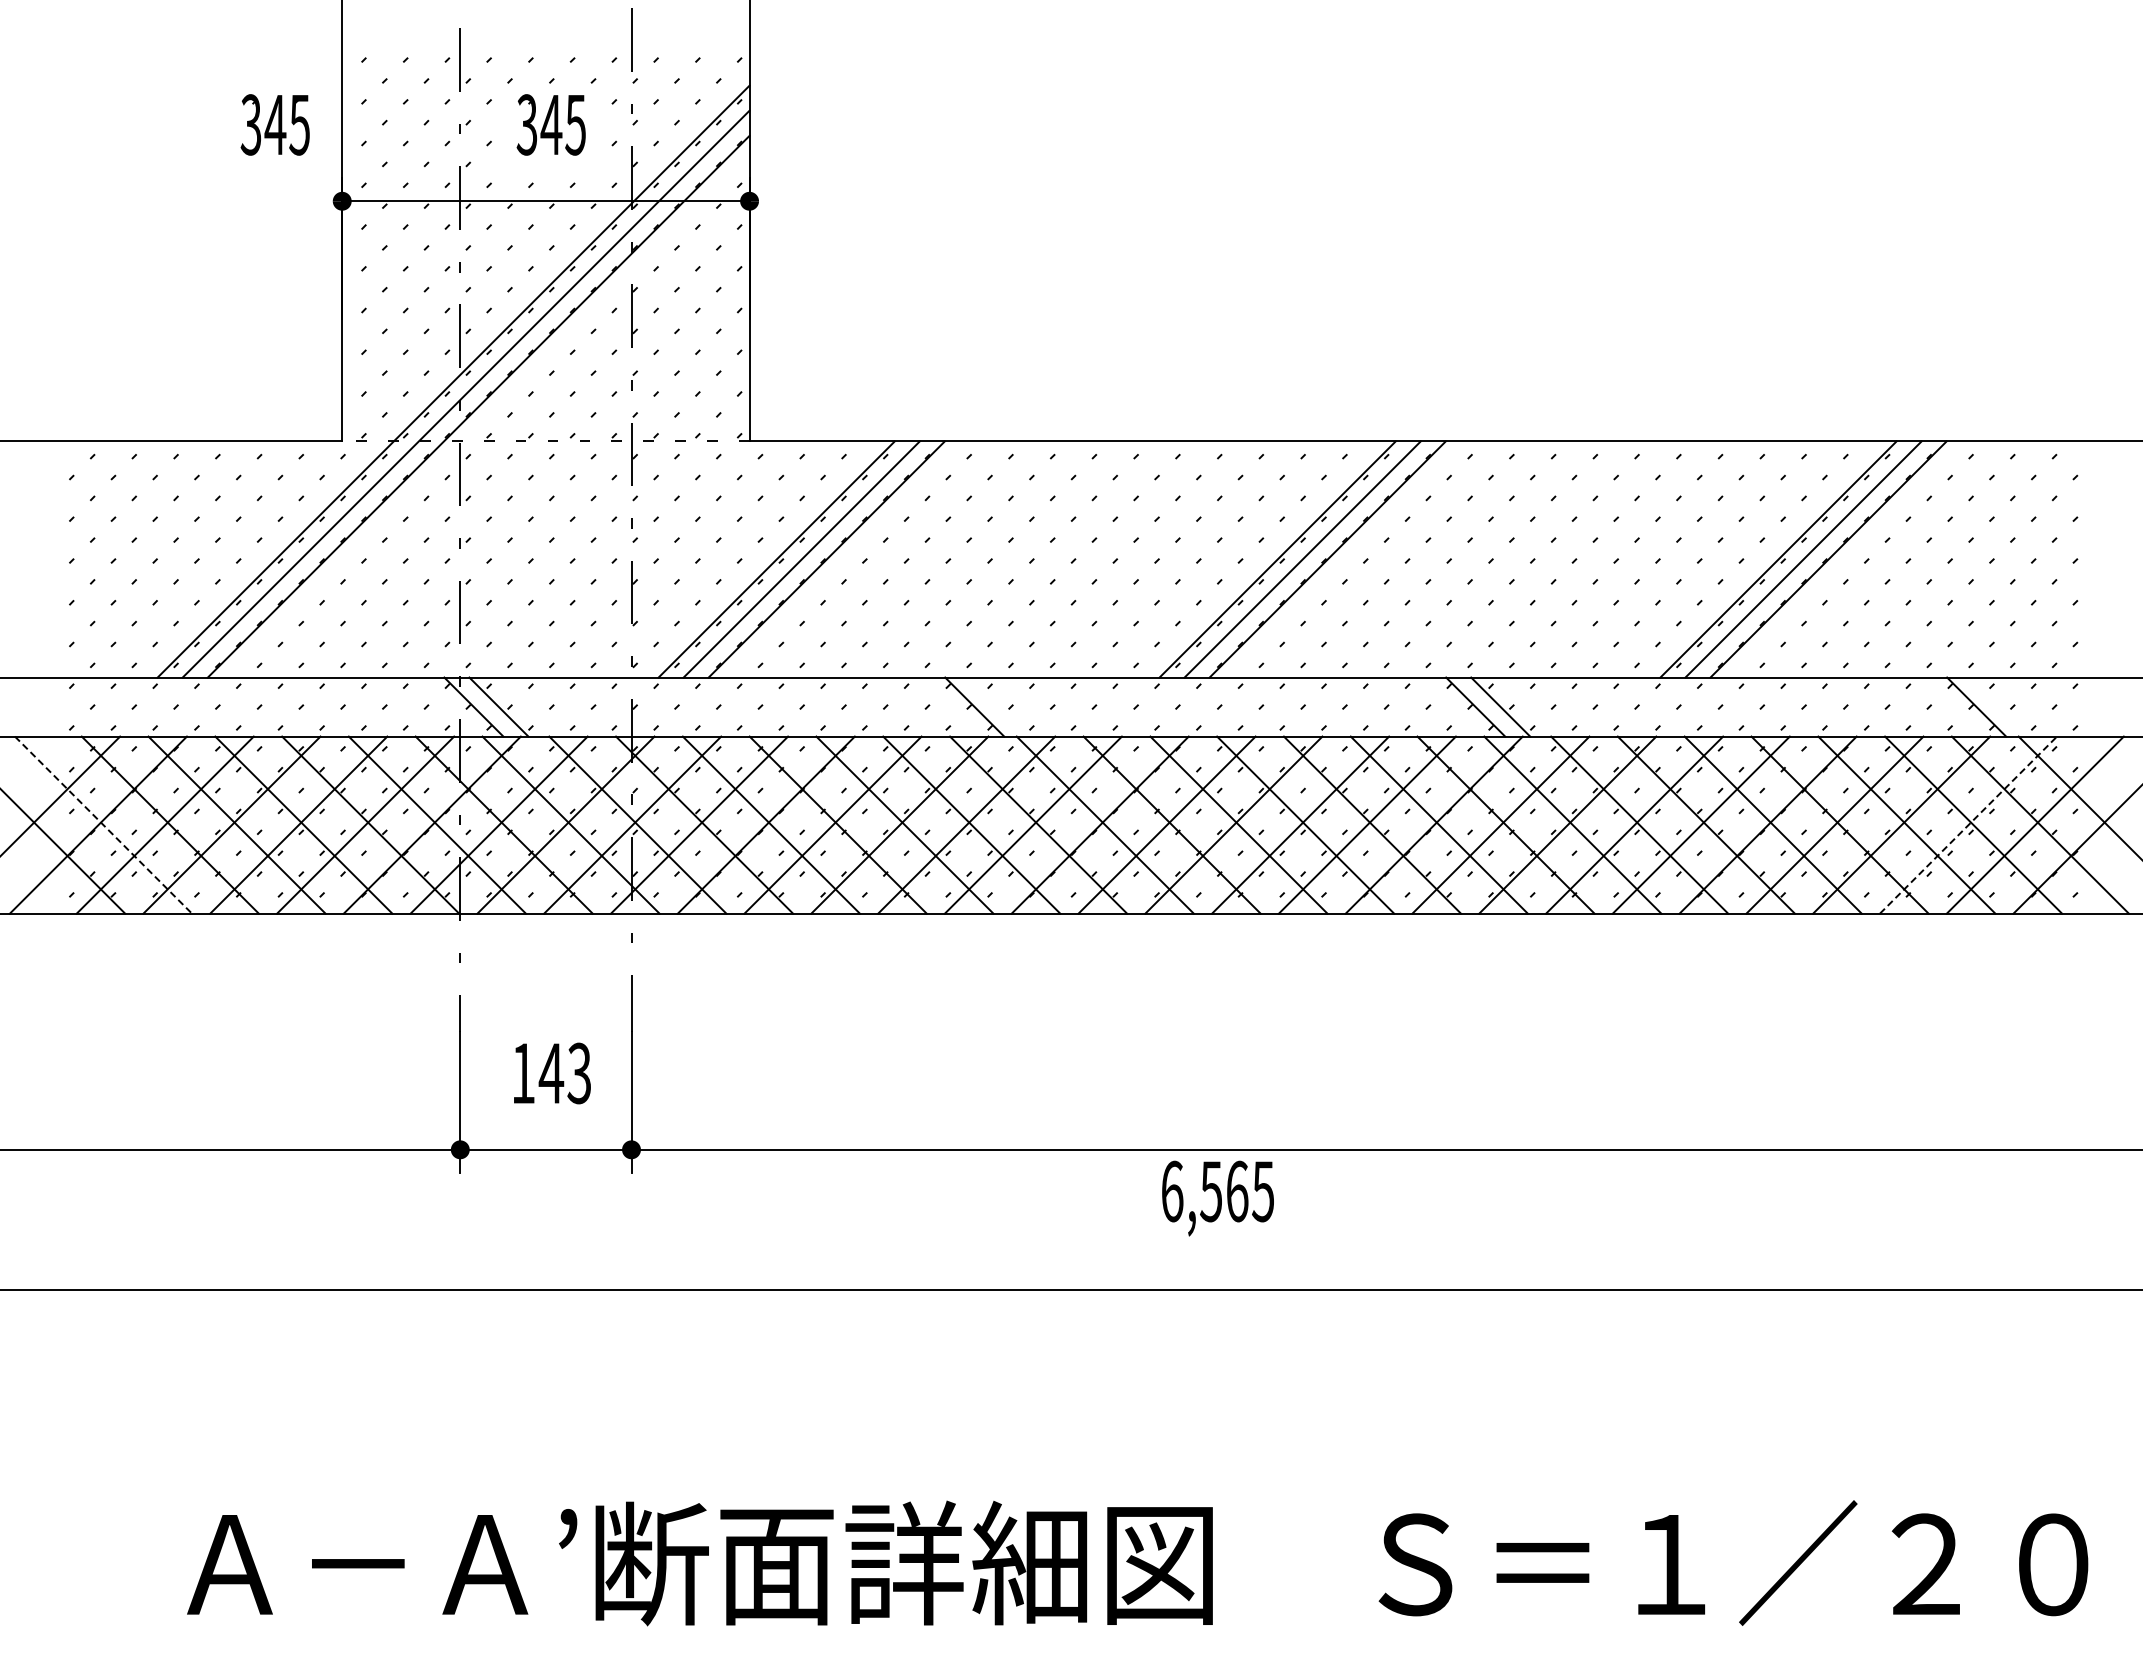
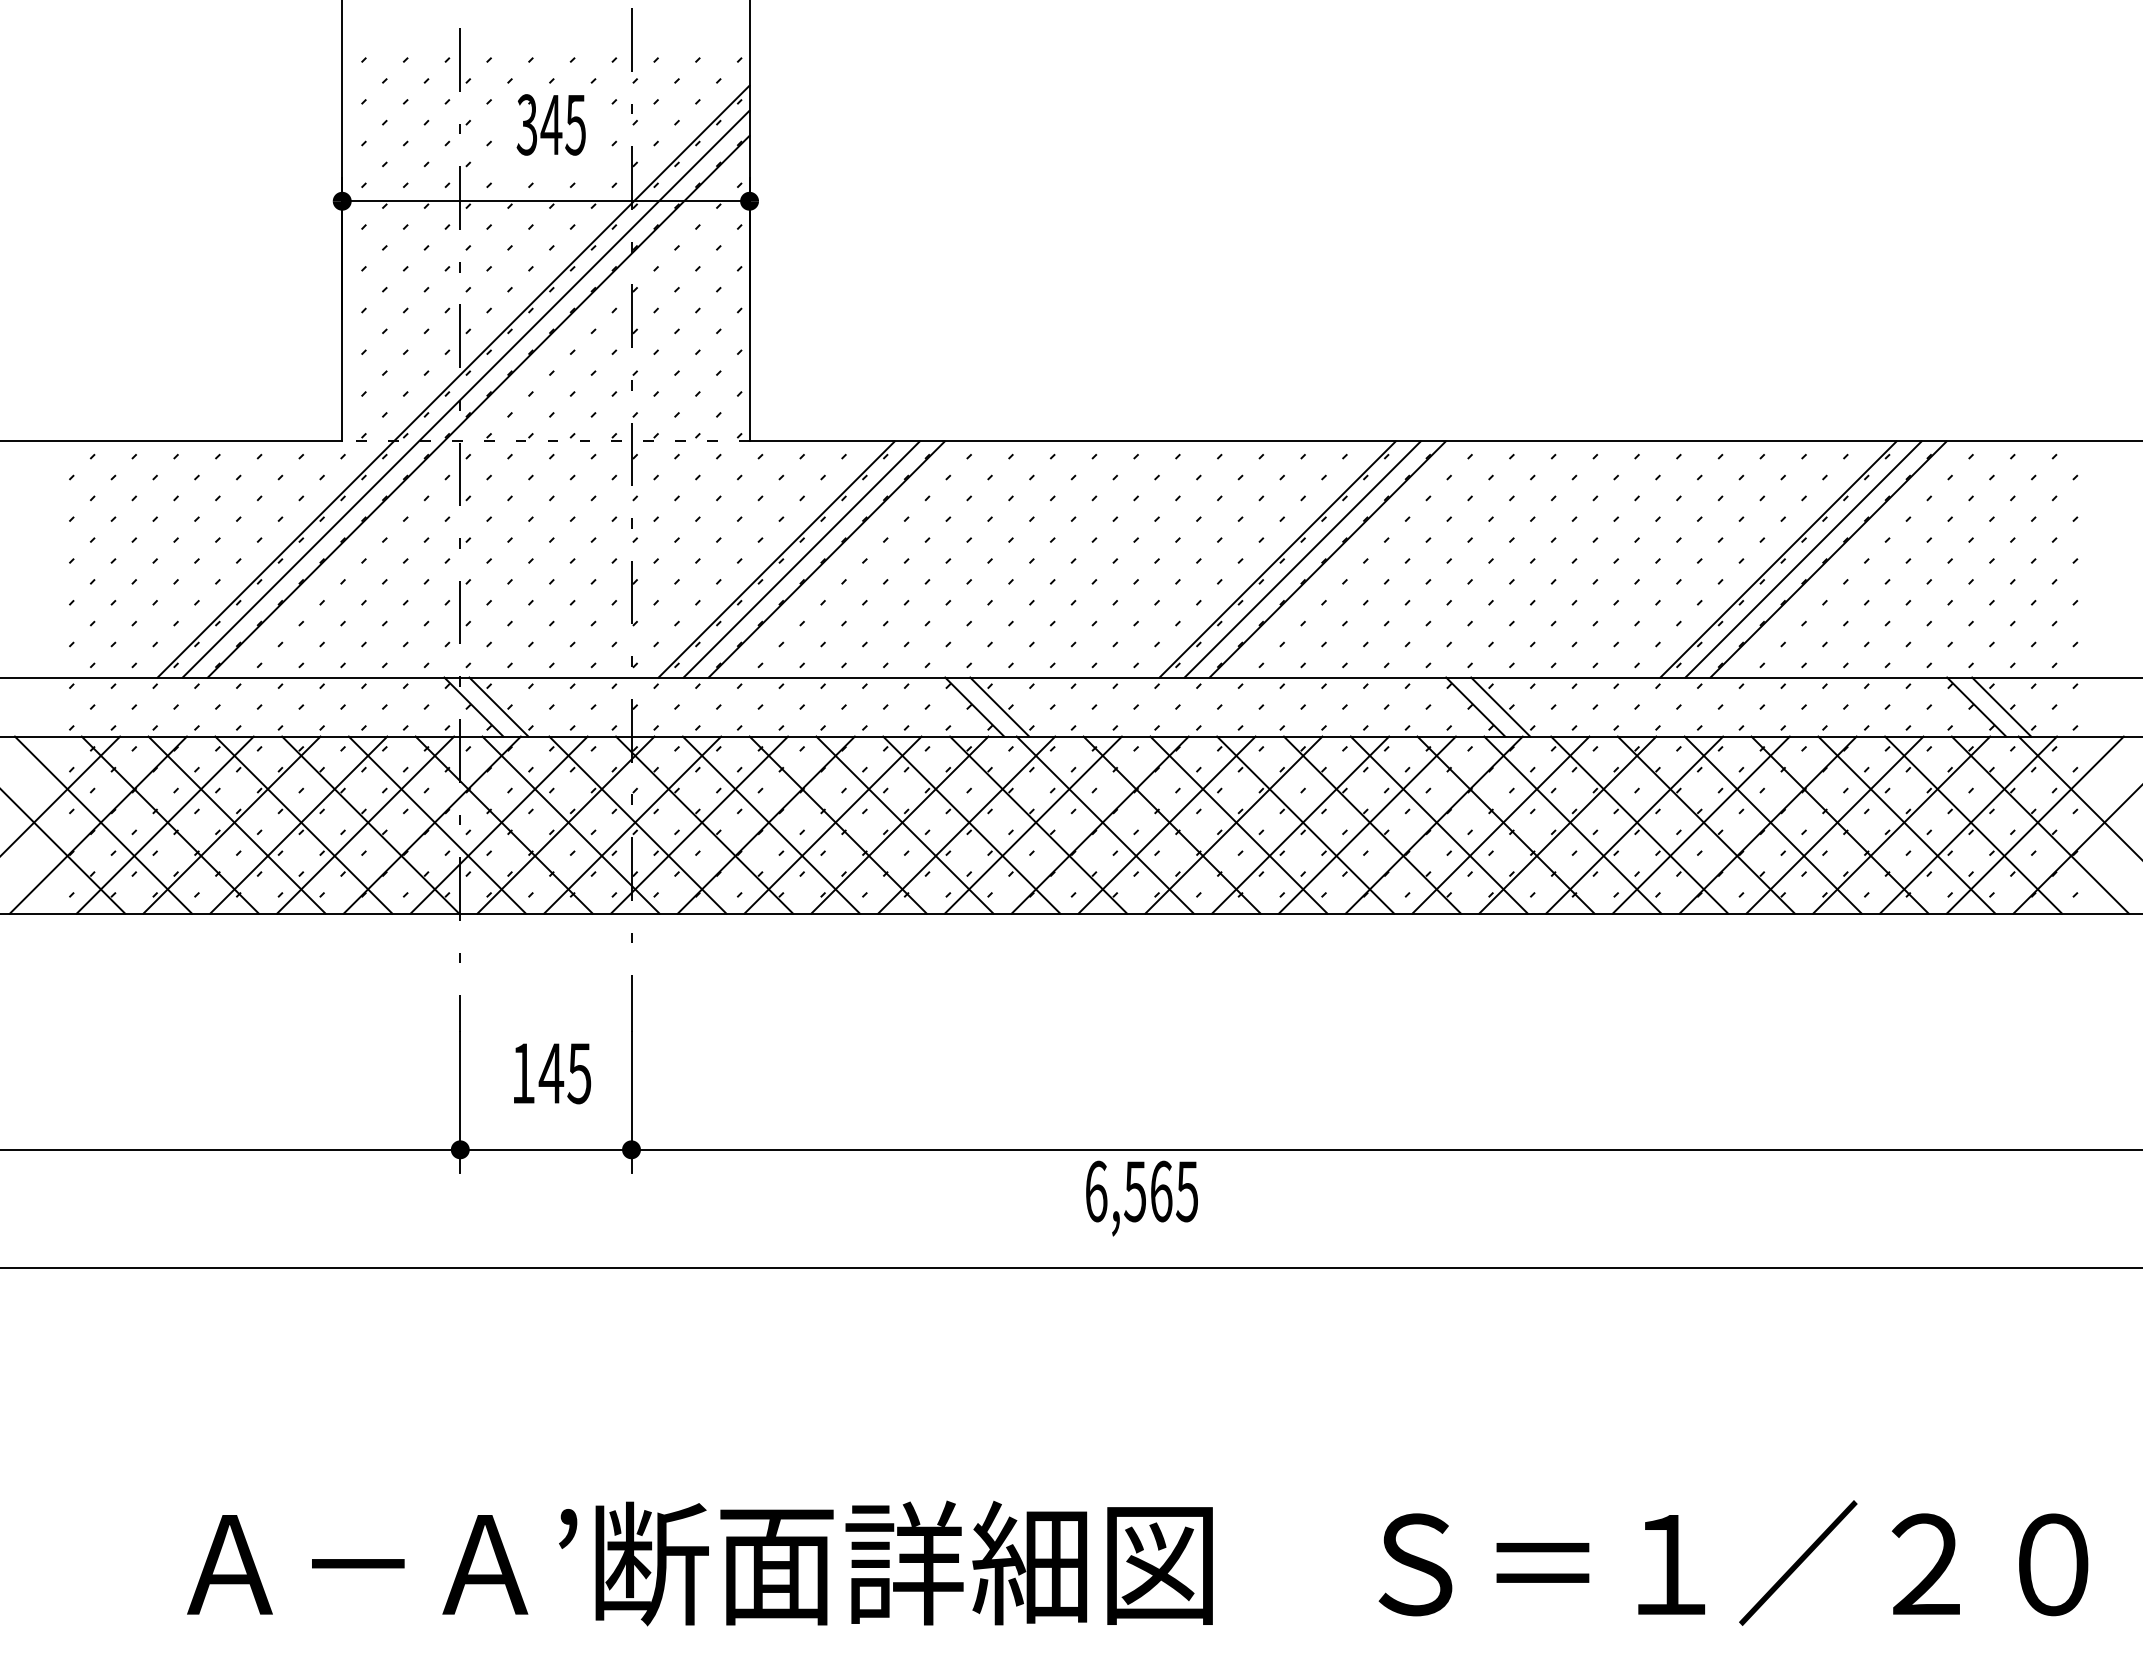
part: present -> none (274, 124)
line: none -> present (999, 706)
line: none -> present (2001, 706)
line: dashed -> solid (1968, 824)
line: dashed -> solid (103, 825)
text: 143 -> 145 (579, 1072)
text position: (1217, 1198) -> (1141, 1198) (1141, 1198)
line position: (1070, 1289) -> (1070, 1267) (1070, 1267)
